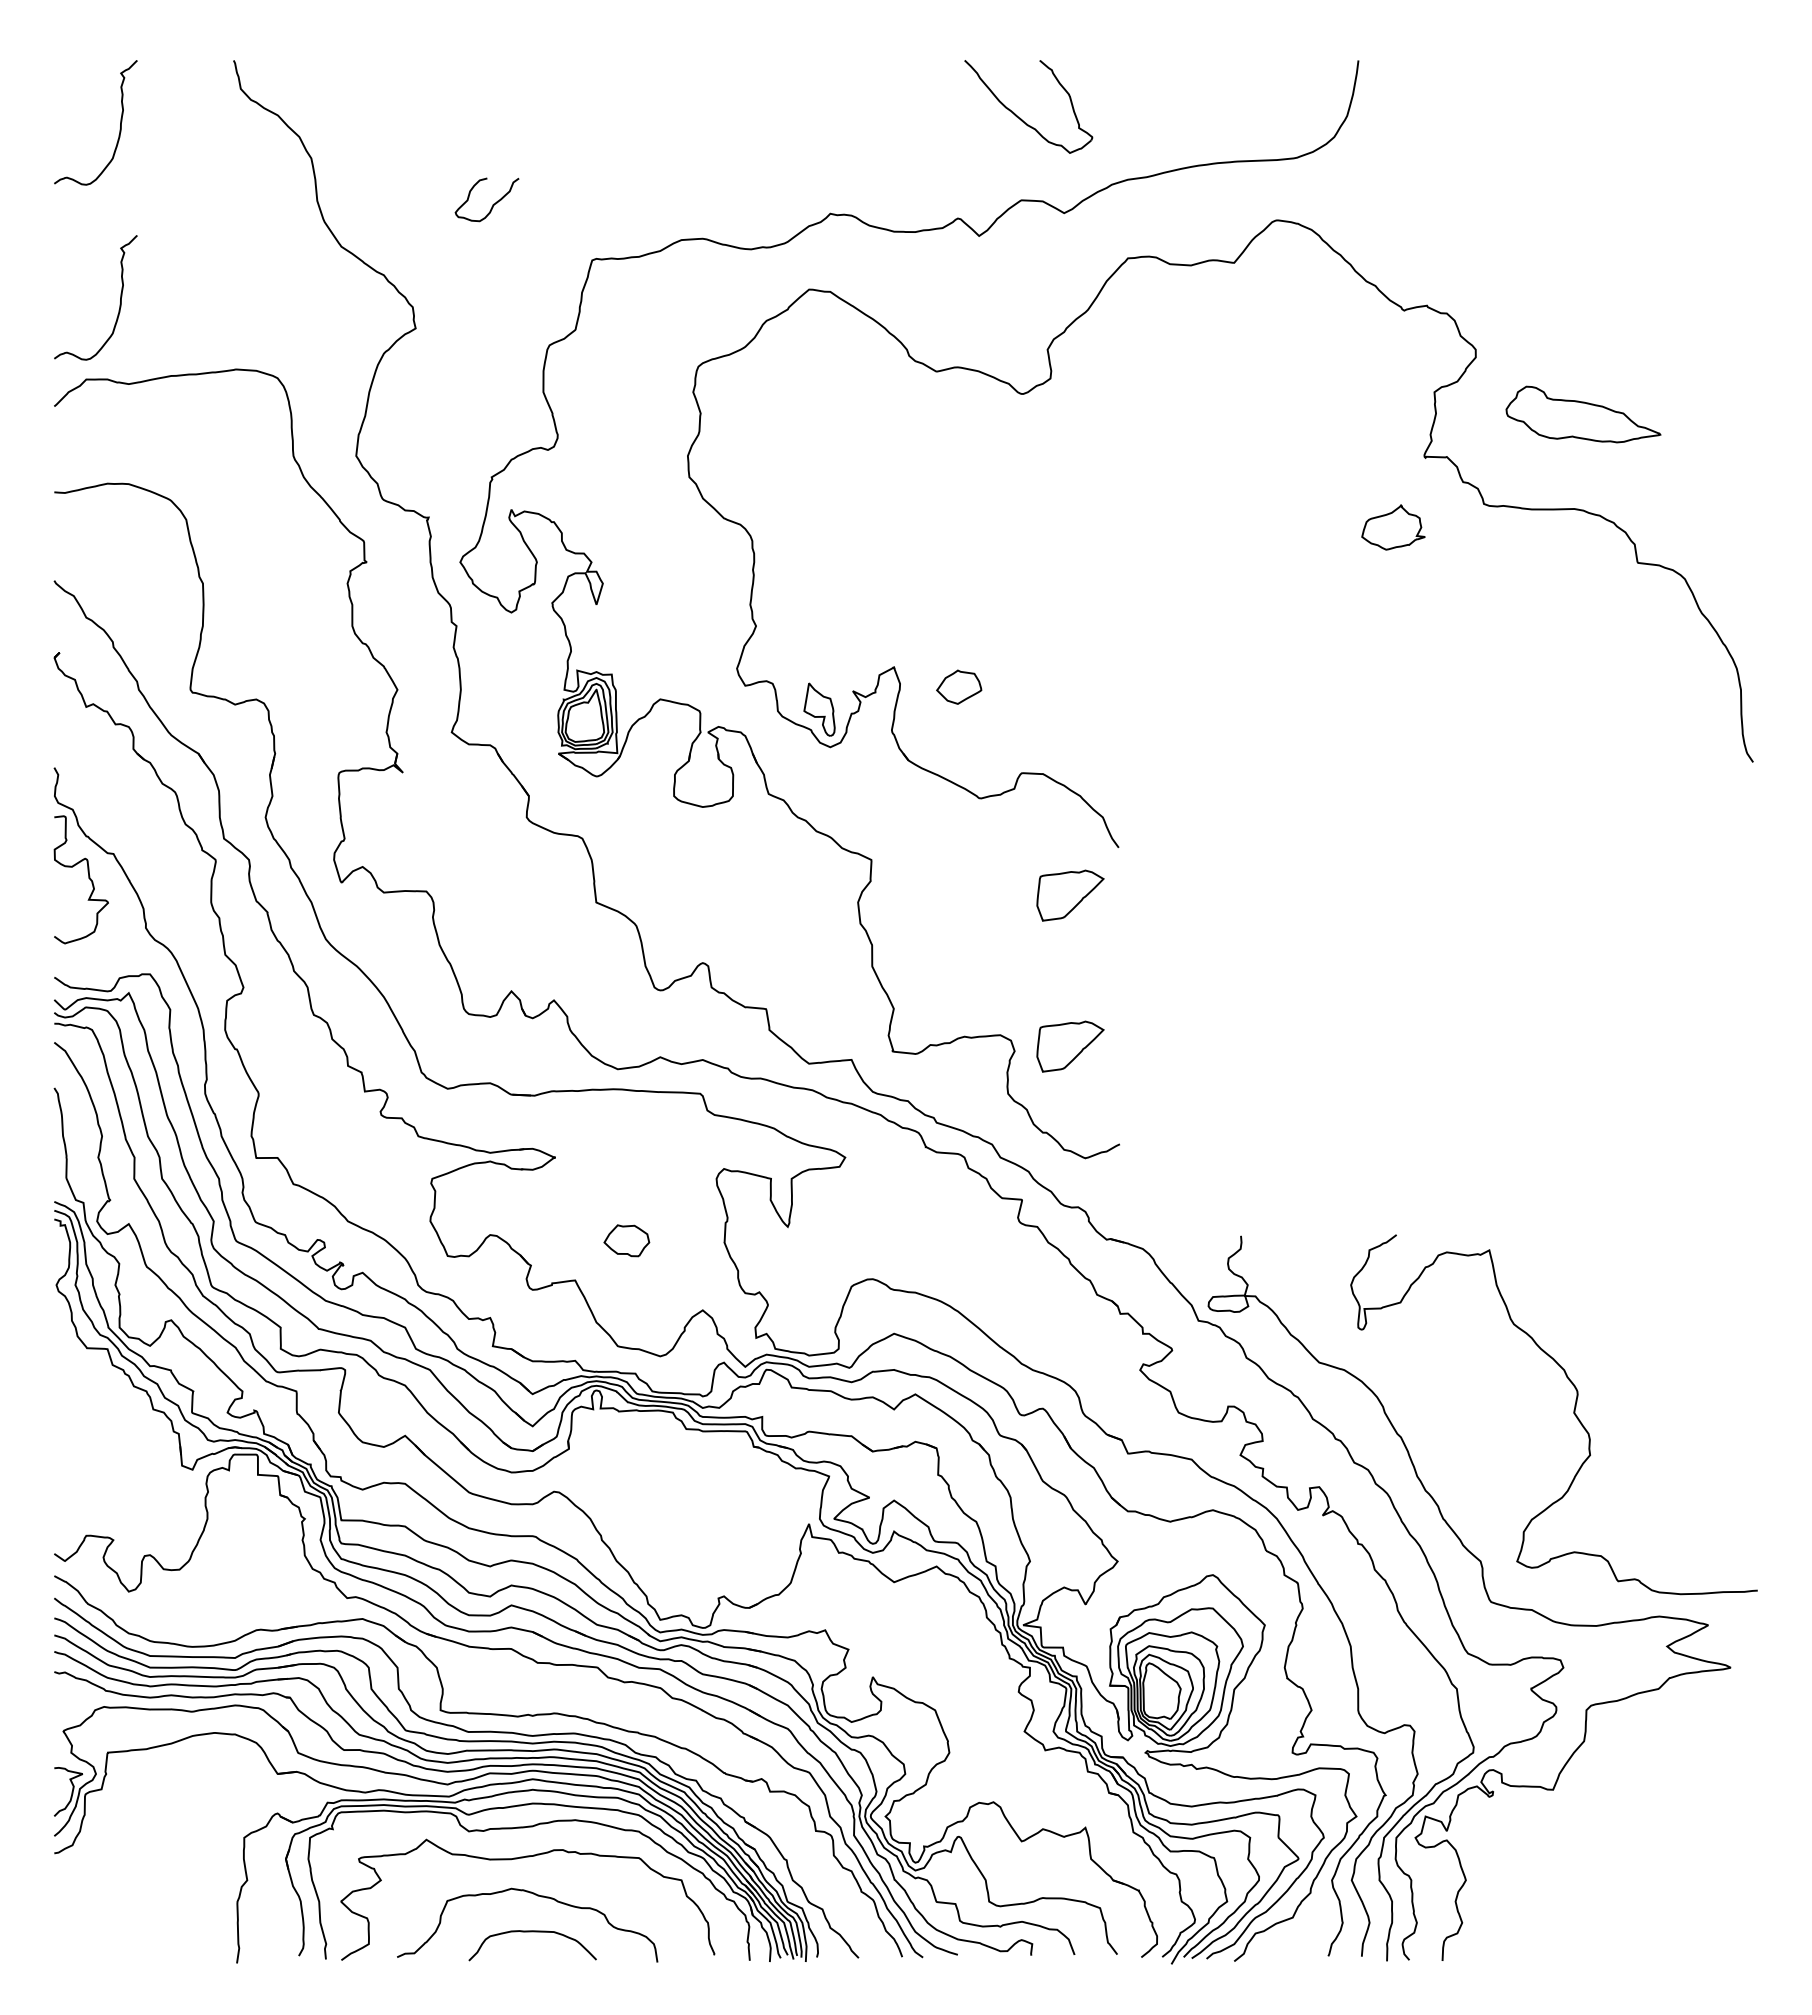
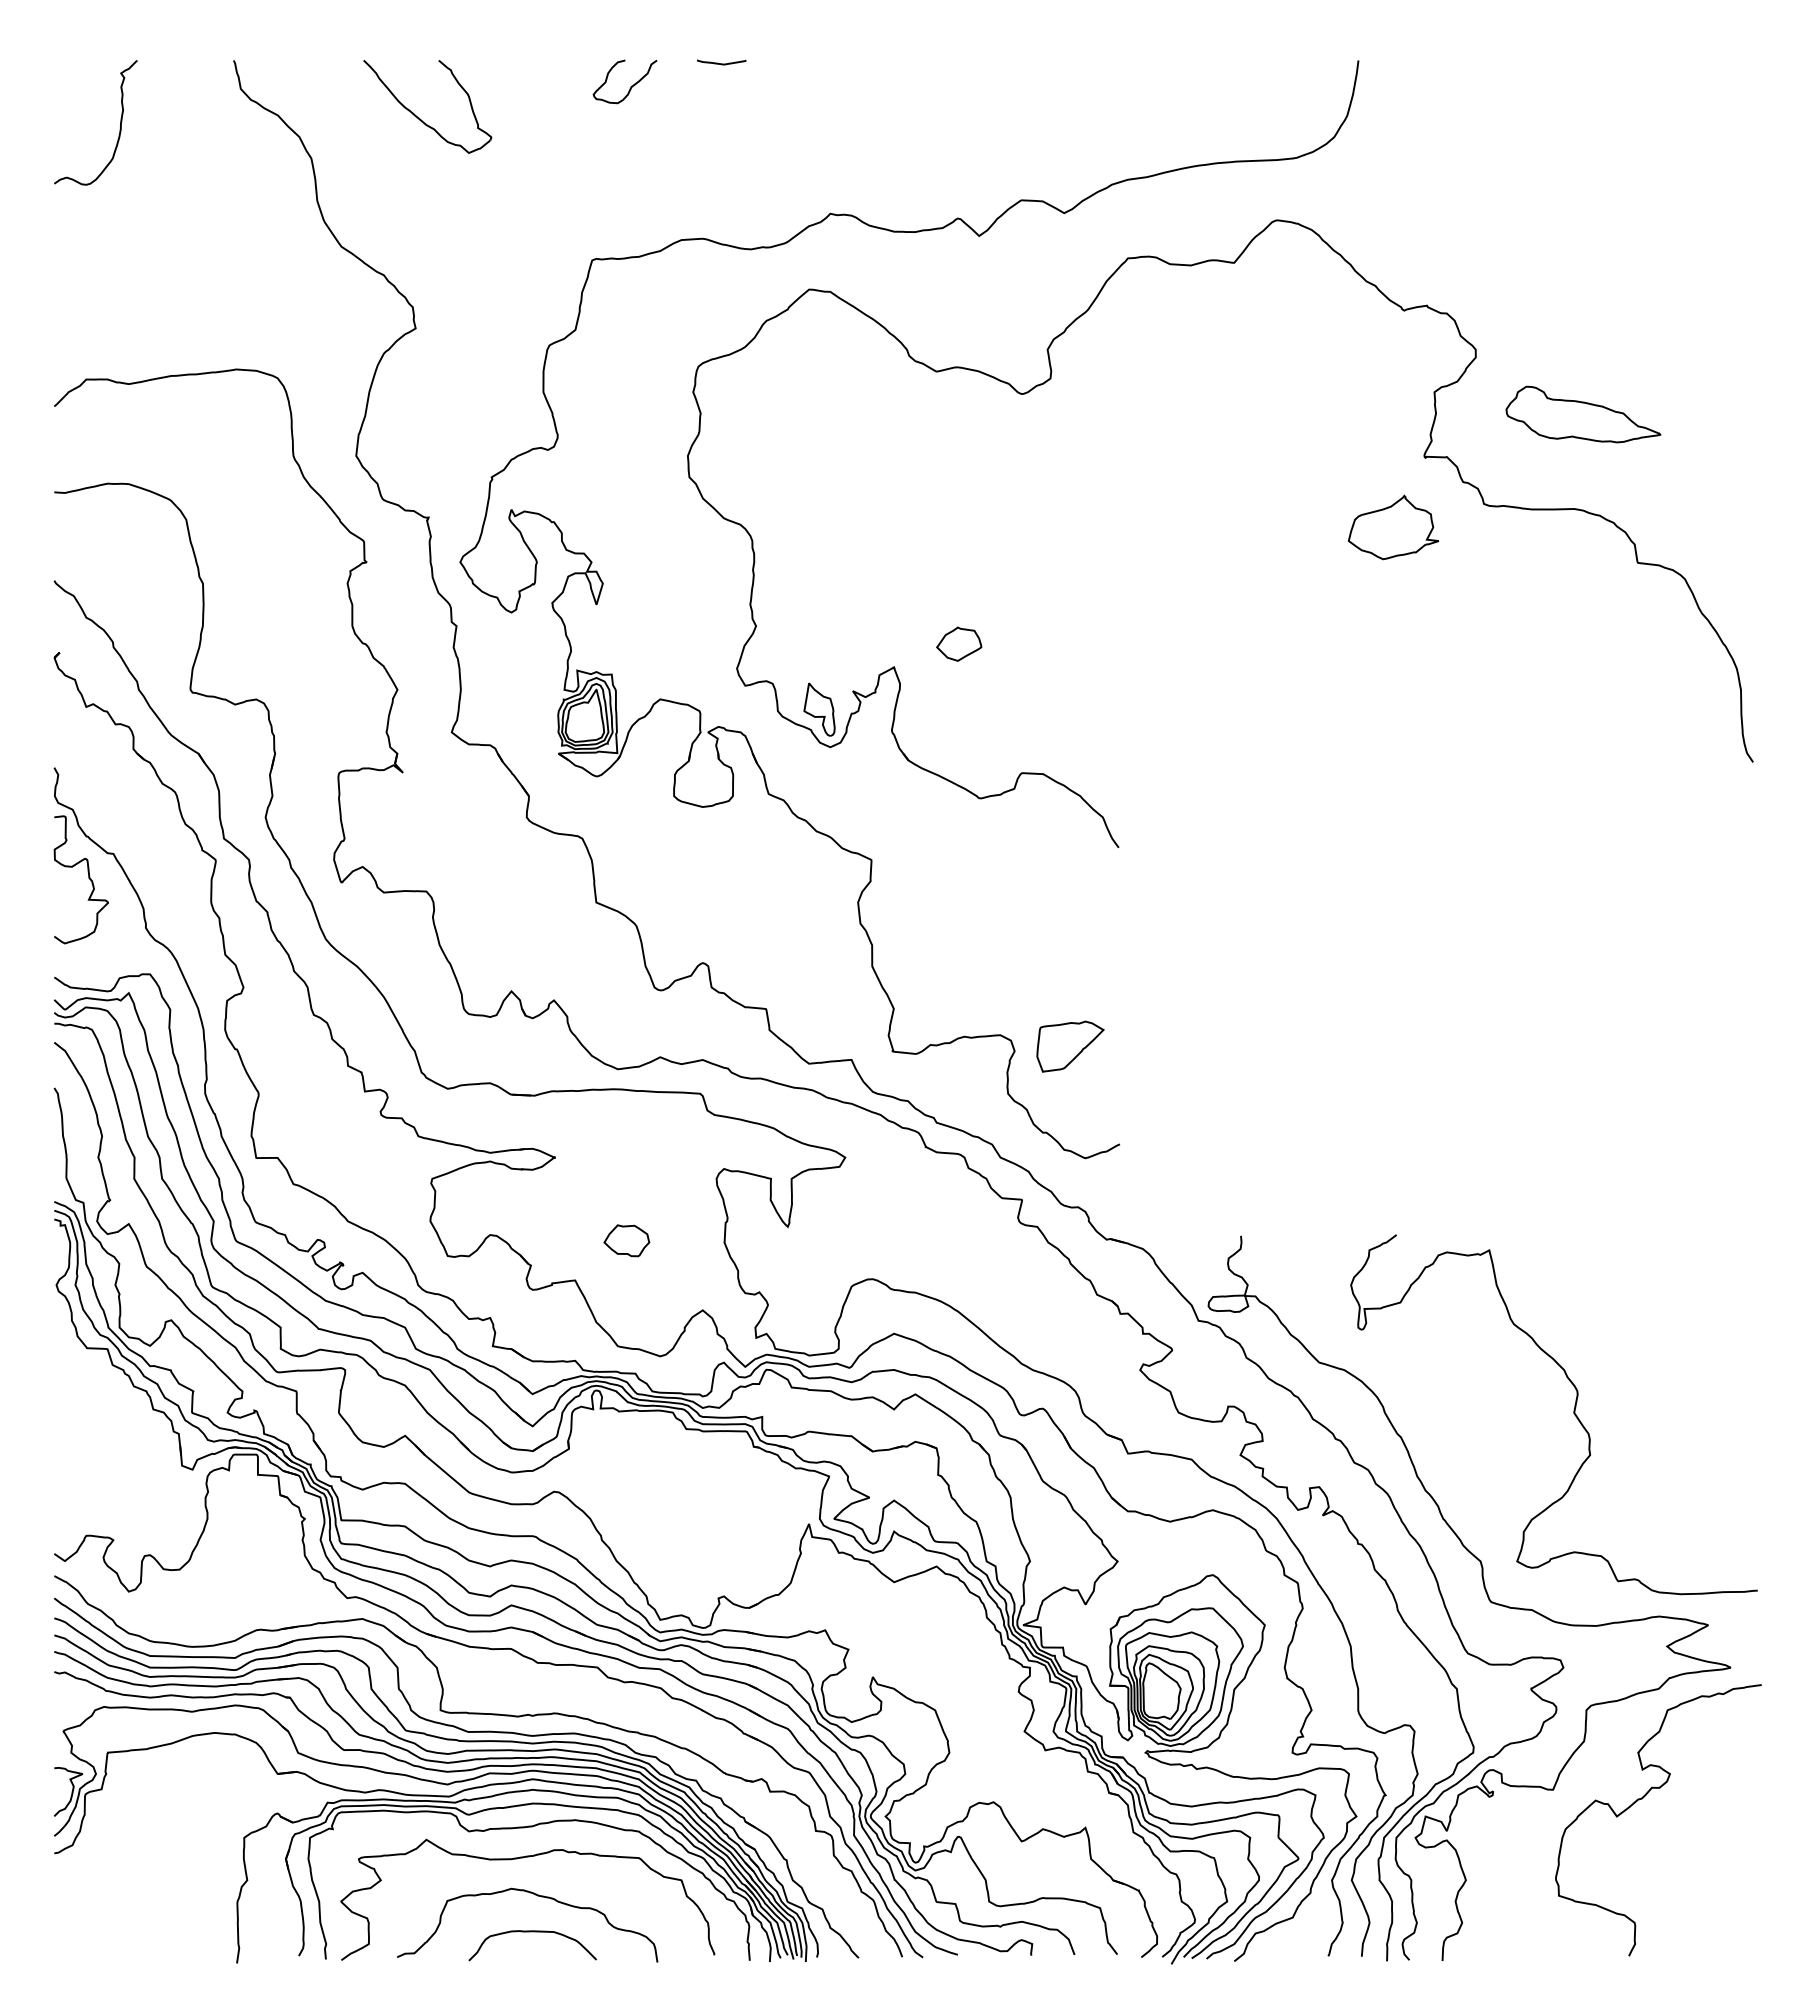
curve: none -> present (721, 63)
part position: (1020, 117) -> (419, 117) (419, 117)
curve position: (492, 204) -> (630, 86) (630, 86)
curve: present -> none (120, 297)
part size: 65x47 px -> 93x67 px (1393, 527)
part position: (959, 686) -> (959, 643) (959, 643)
part: present -> none (1070, 895)
curve: none -> present (1642, 1799)
